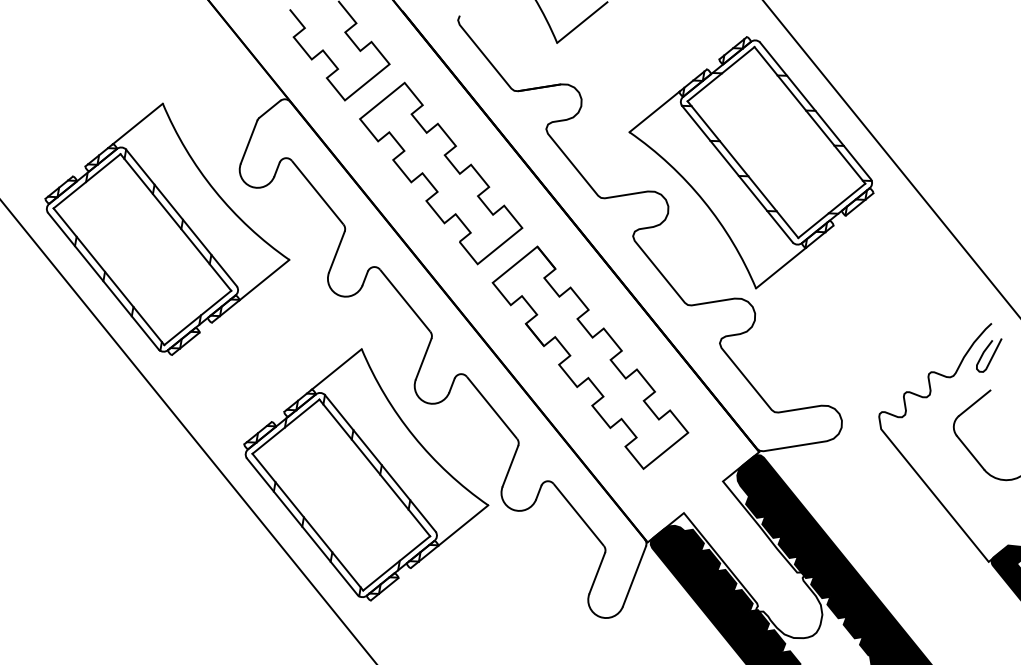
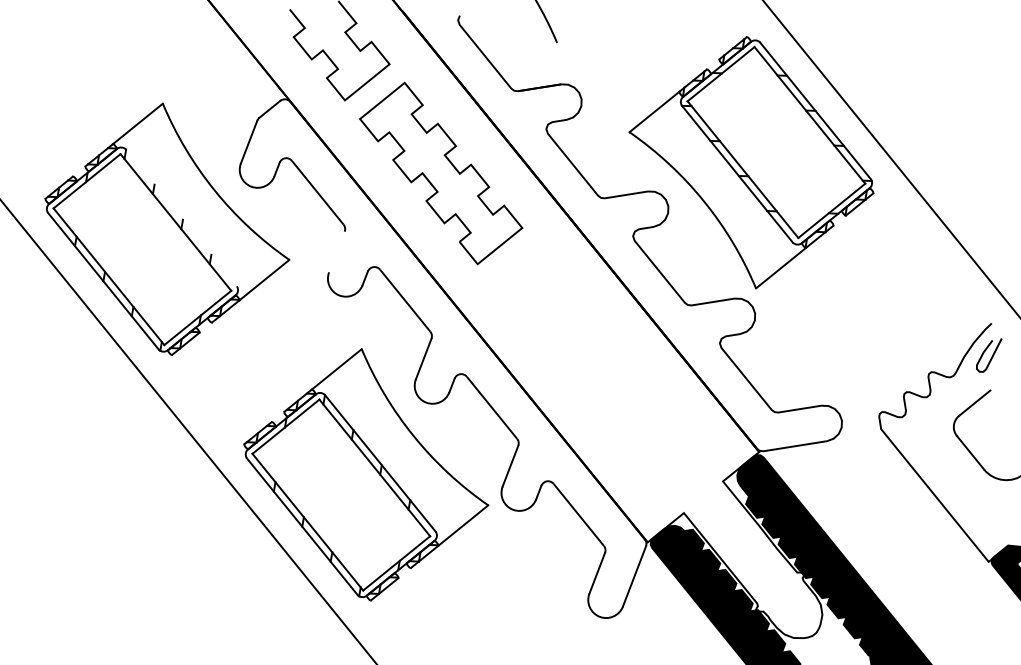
line: present -> none (582, 22)
line: present -> none (181, 217)
line: present -> none (336, 251)
part: present -> none (590, 357)
